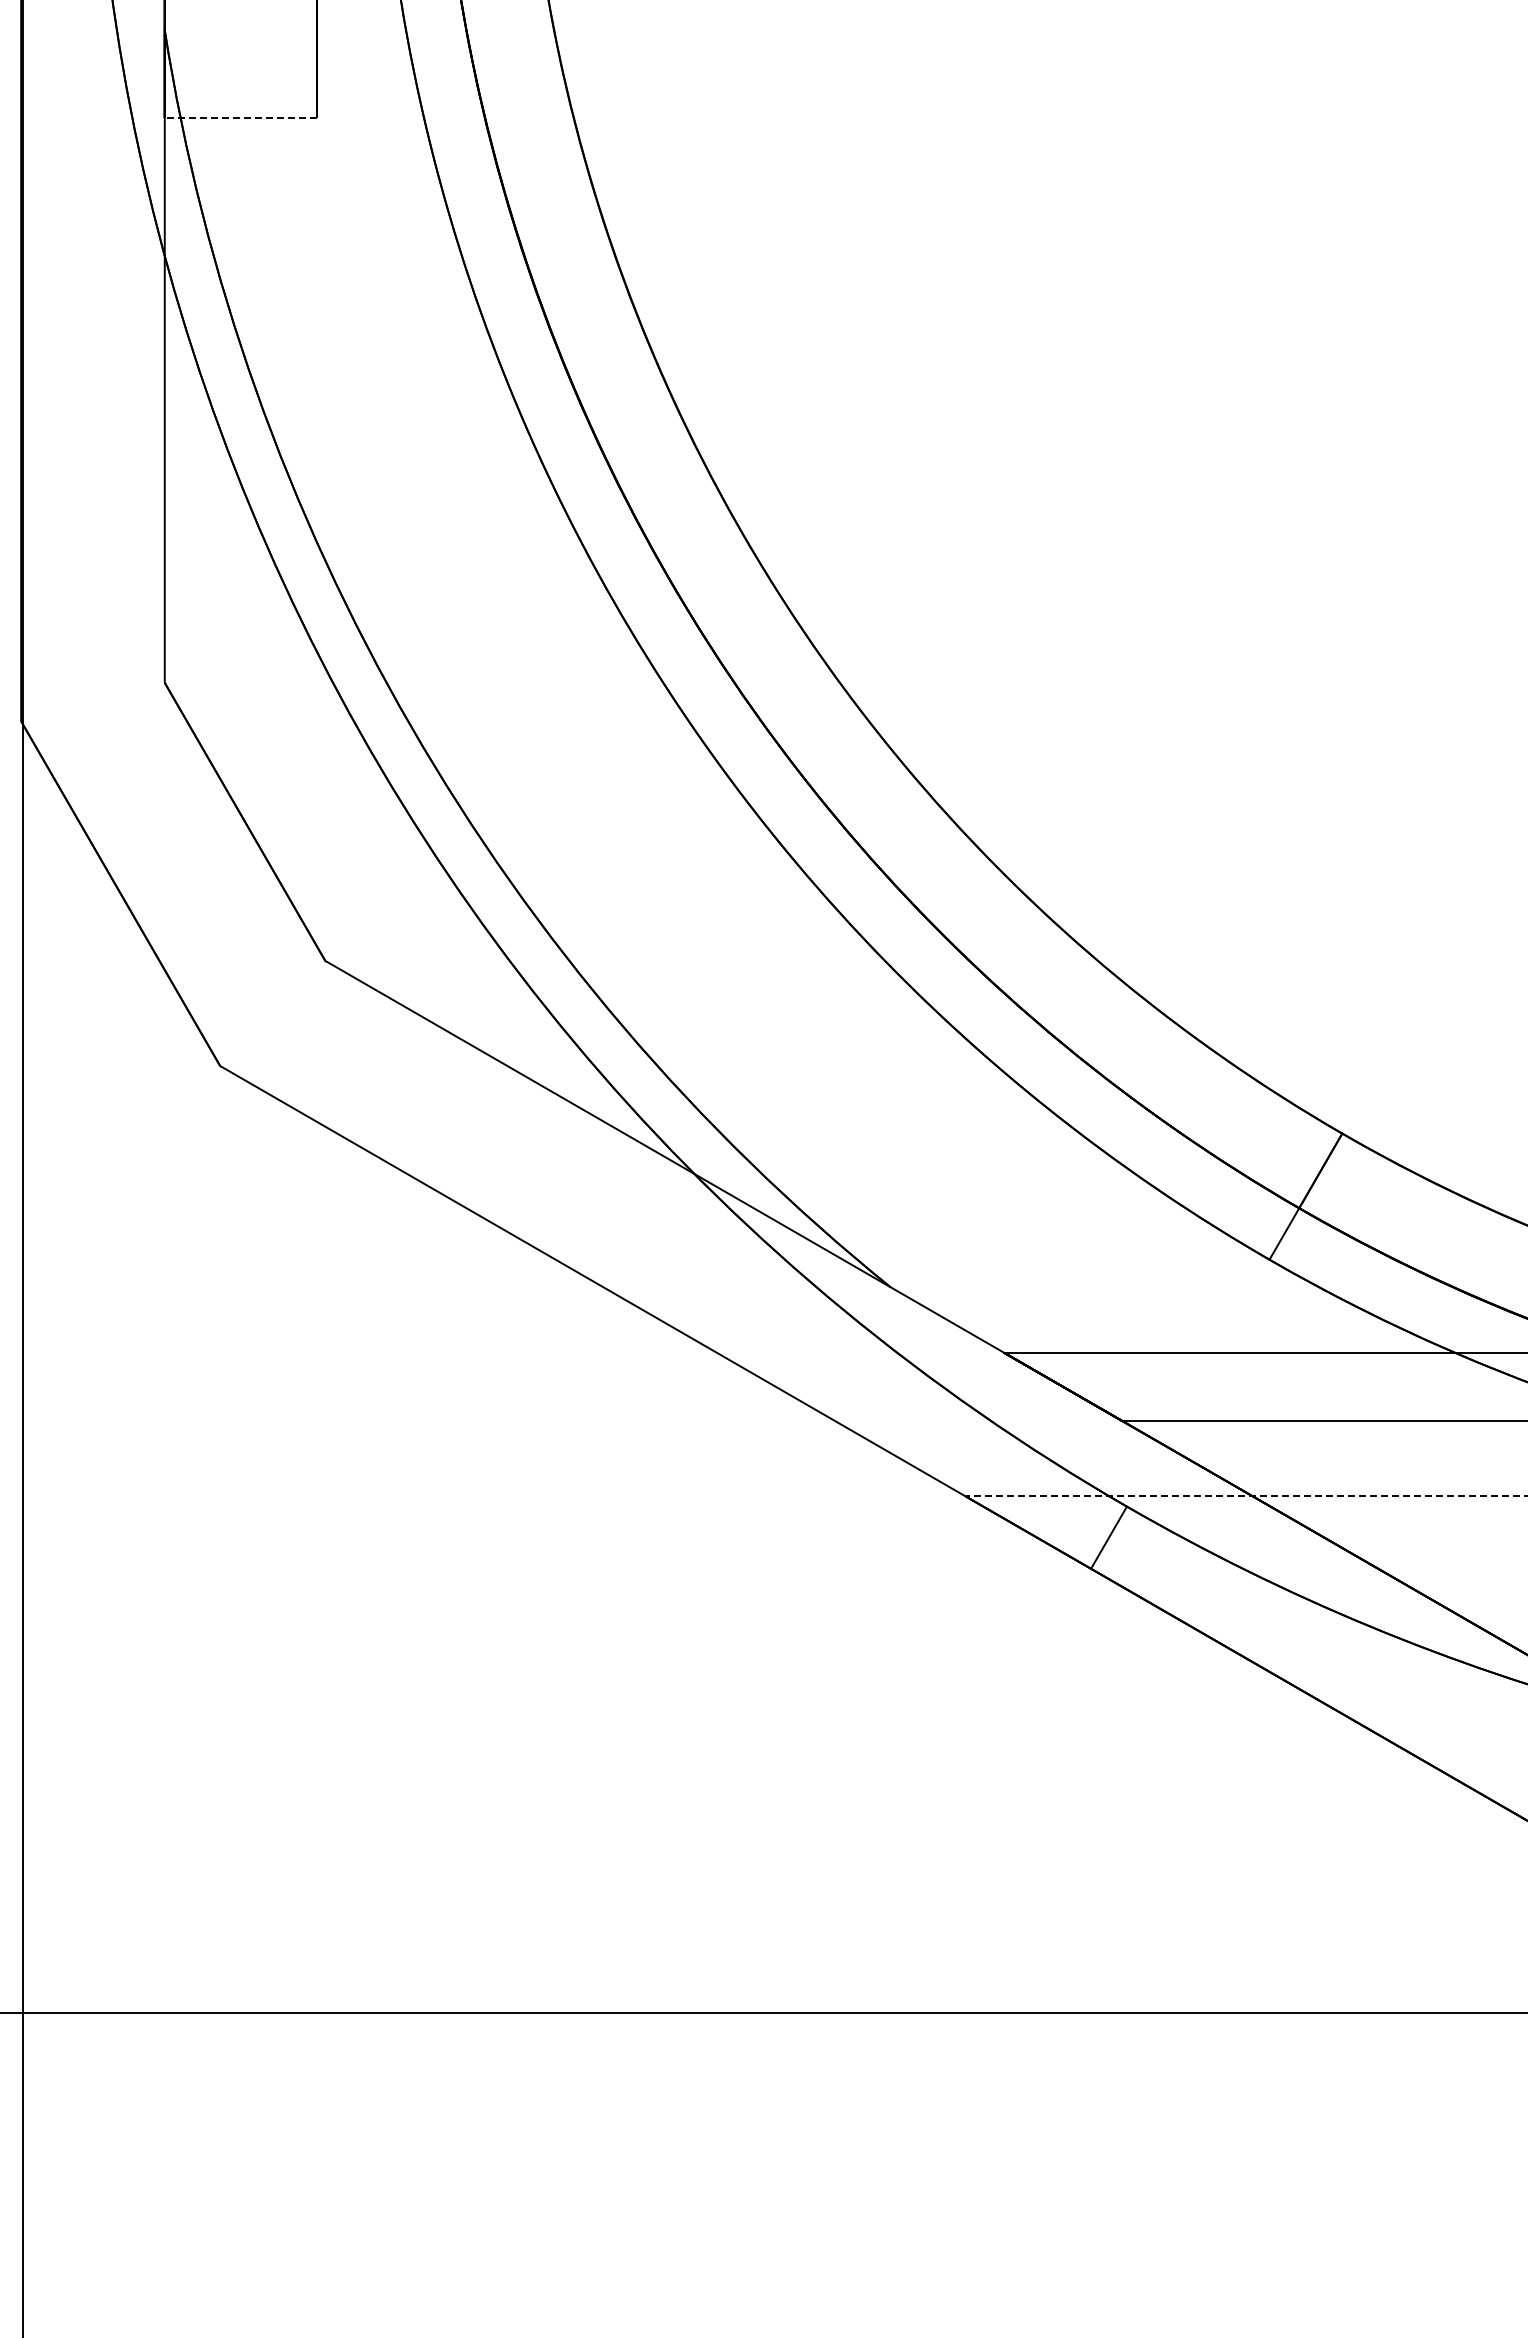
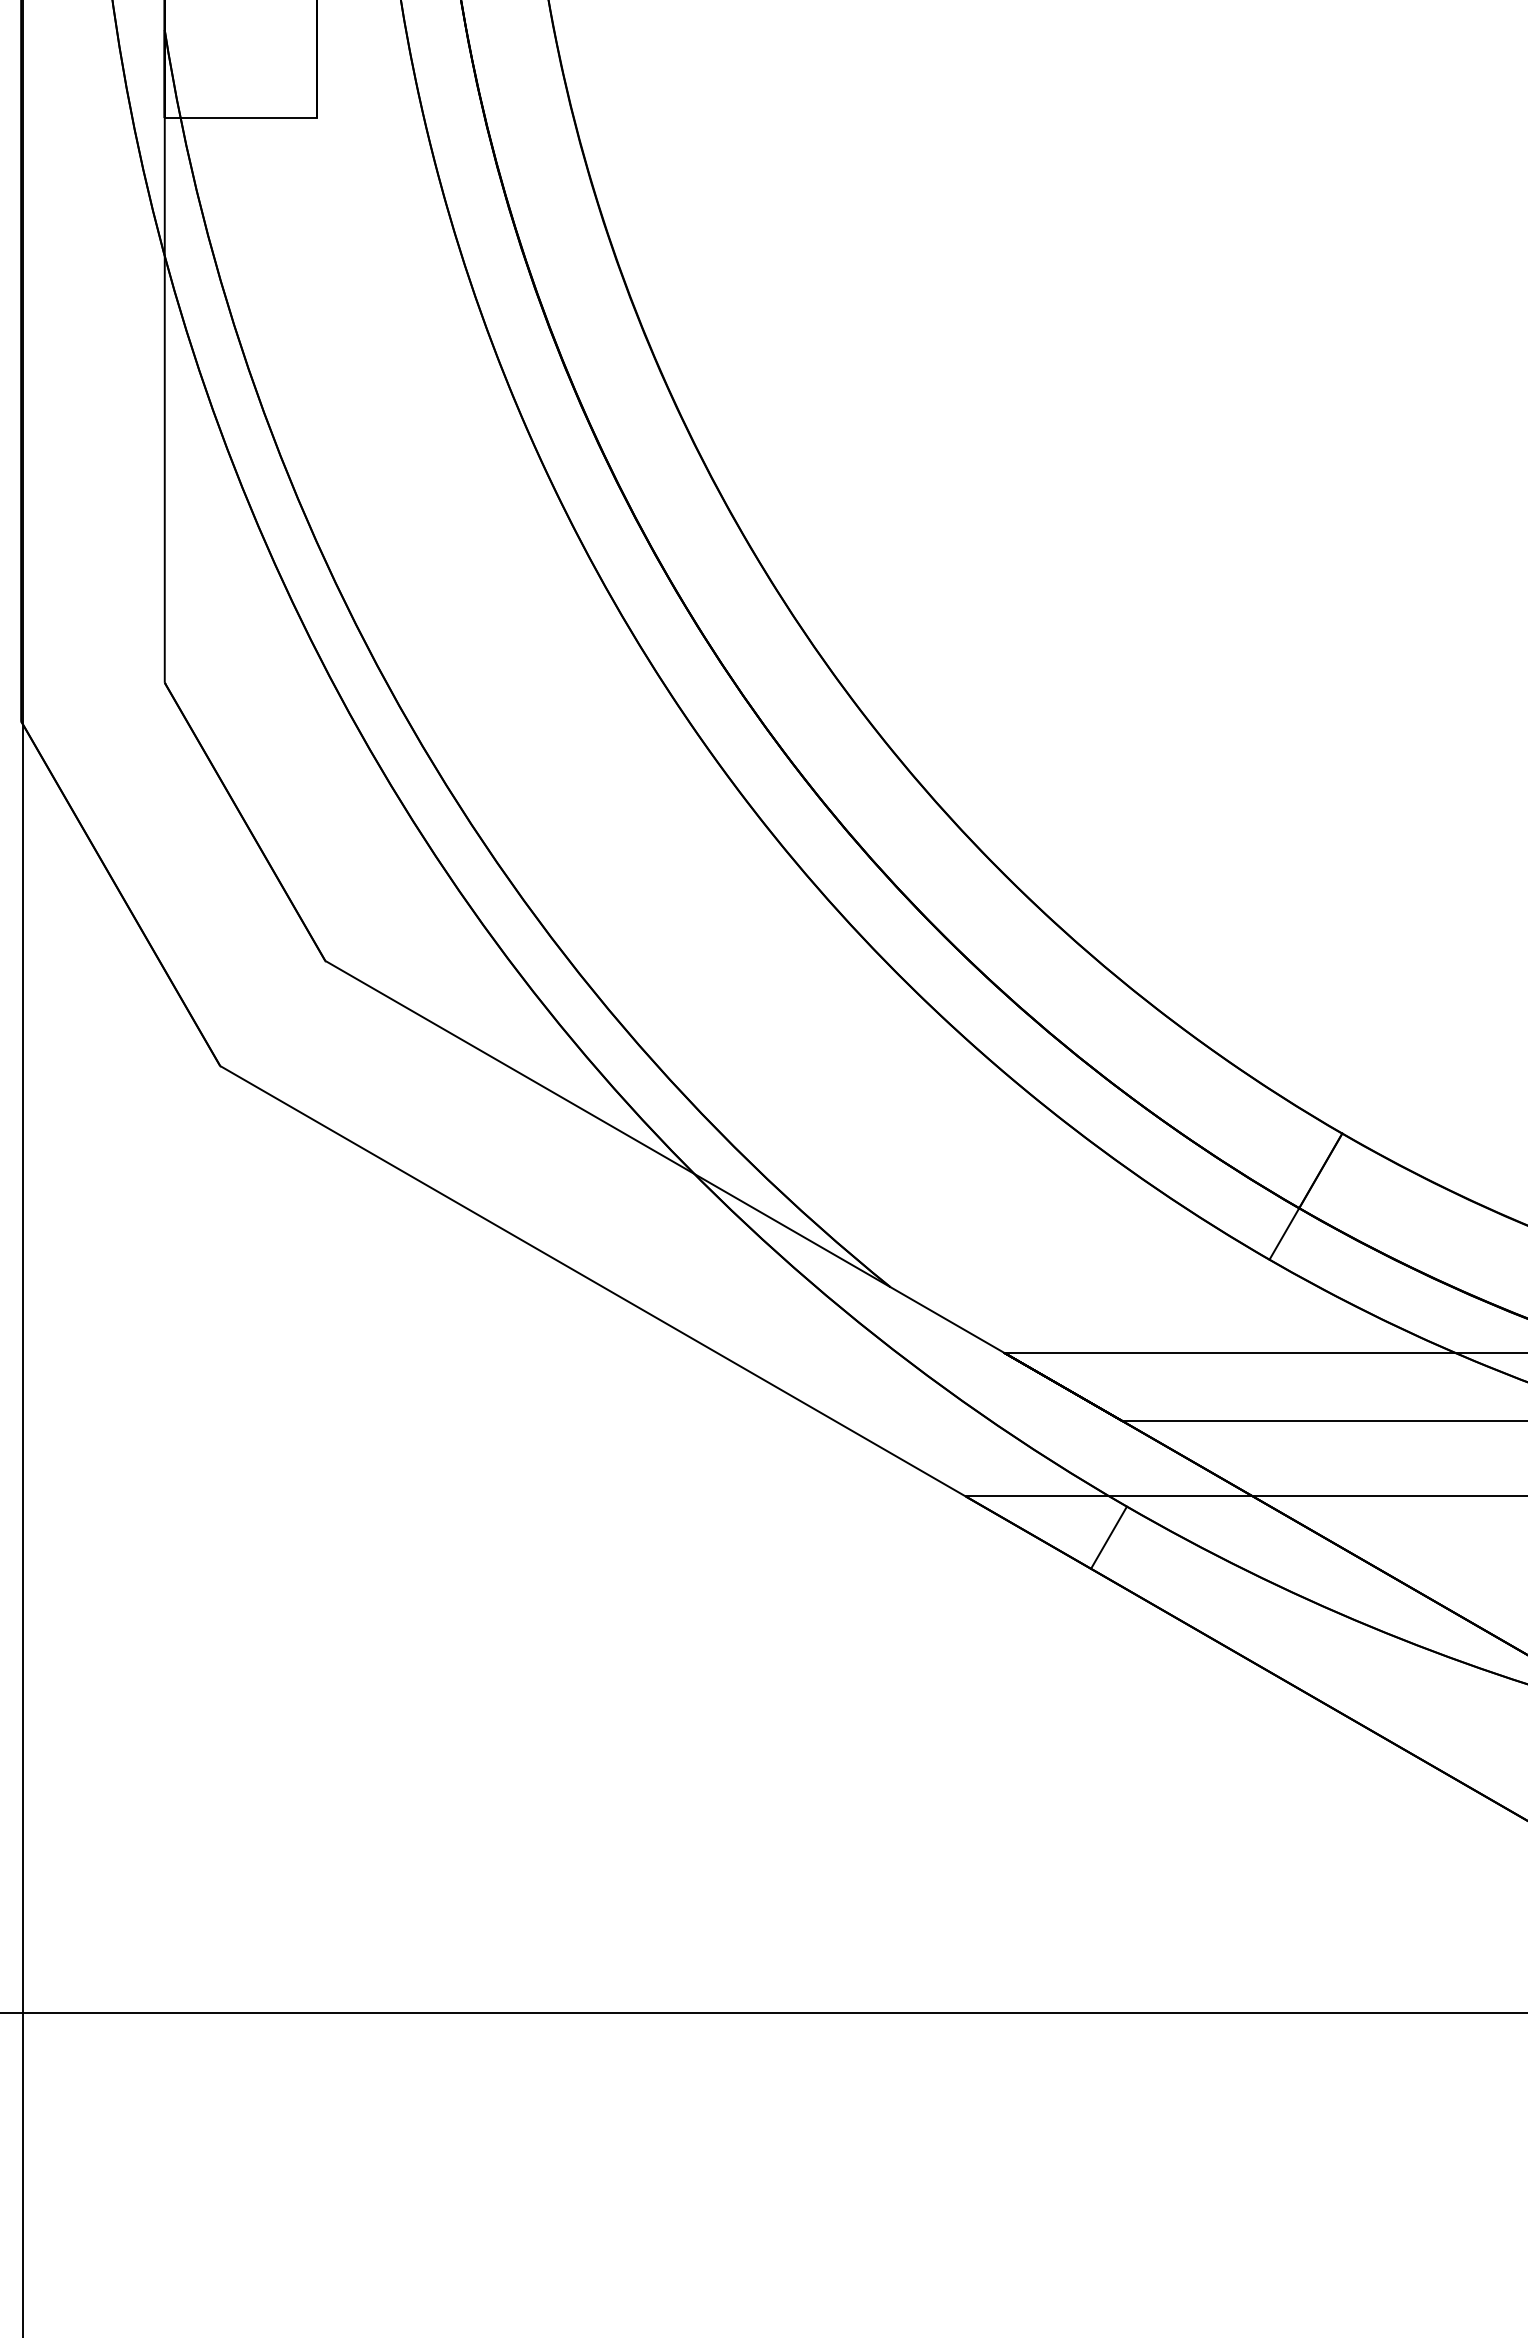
line: dashed -> solid (240, 117)
line: dashed -> solid (1246, 1496)
